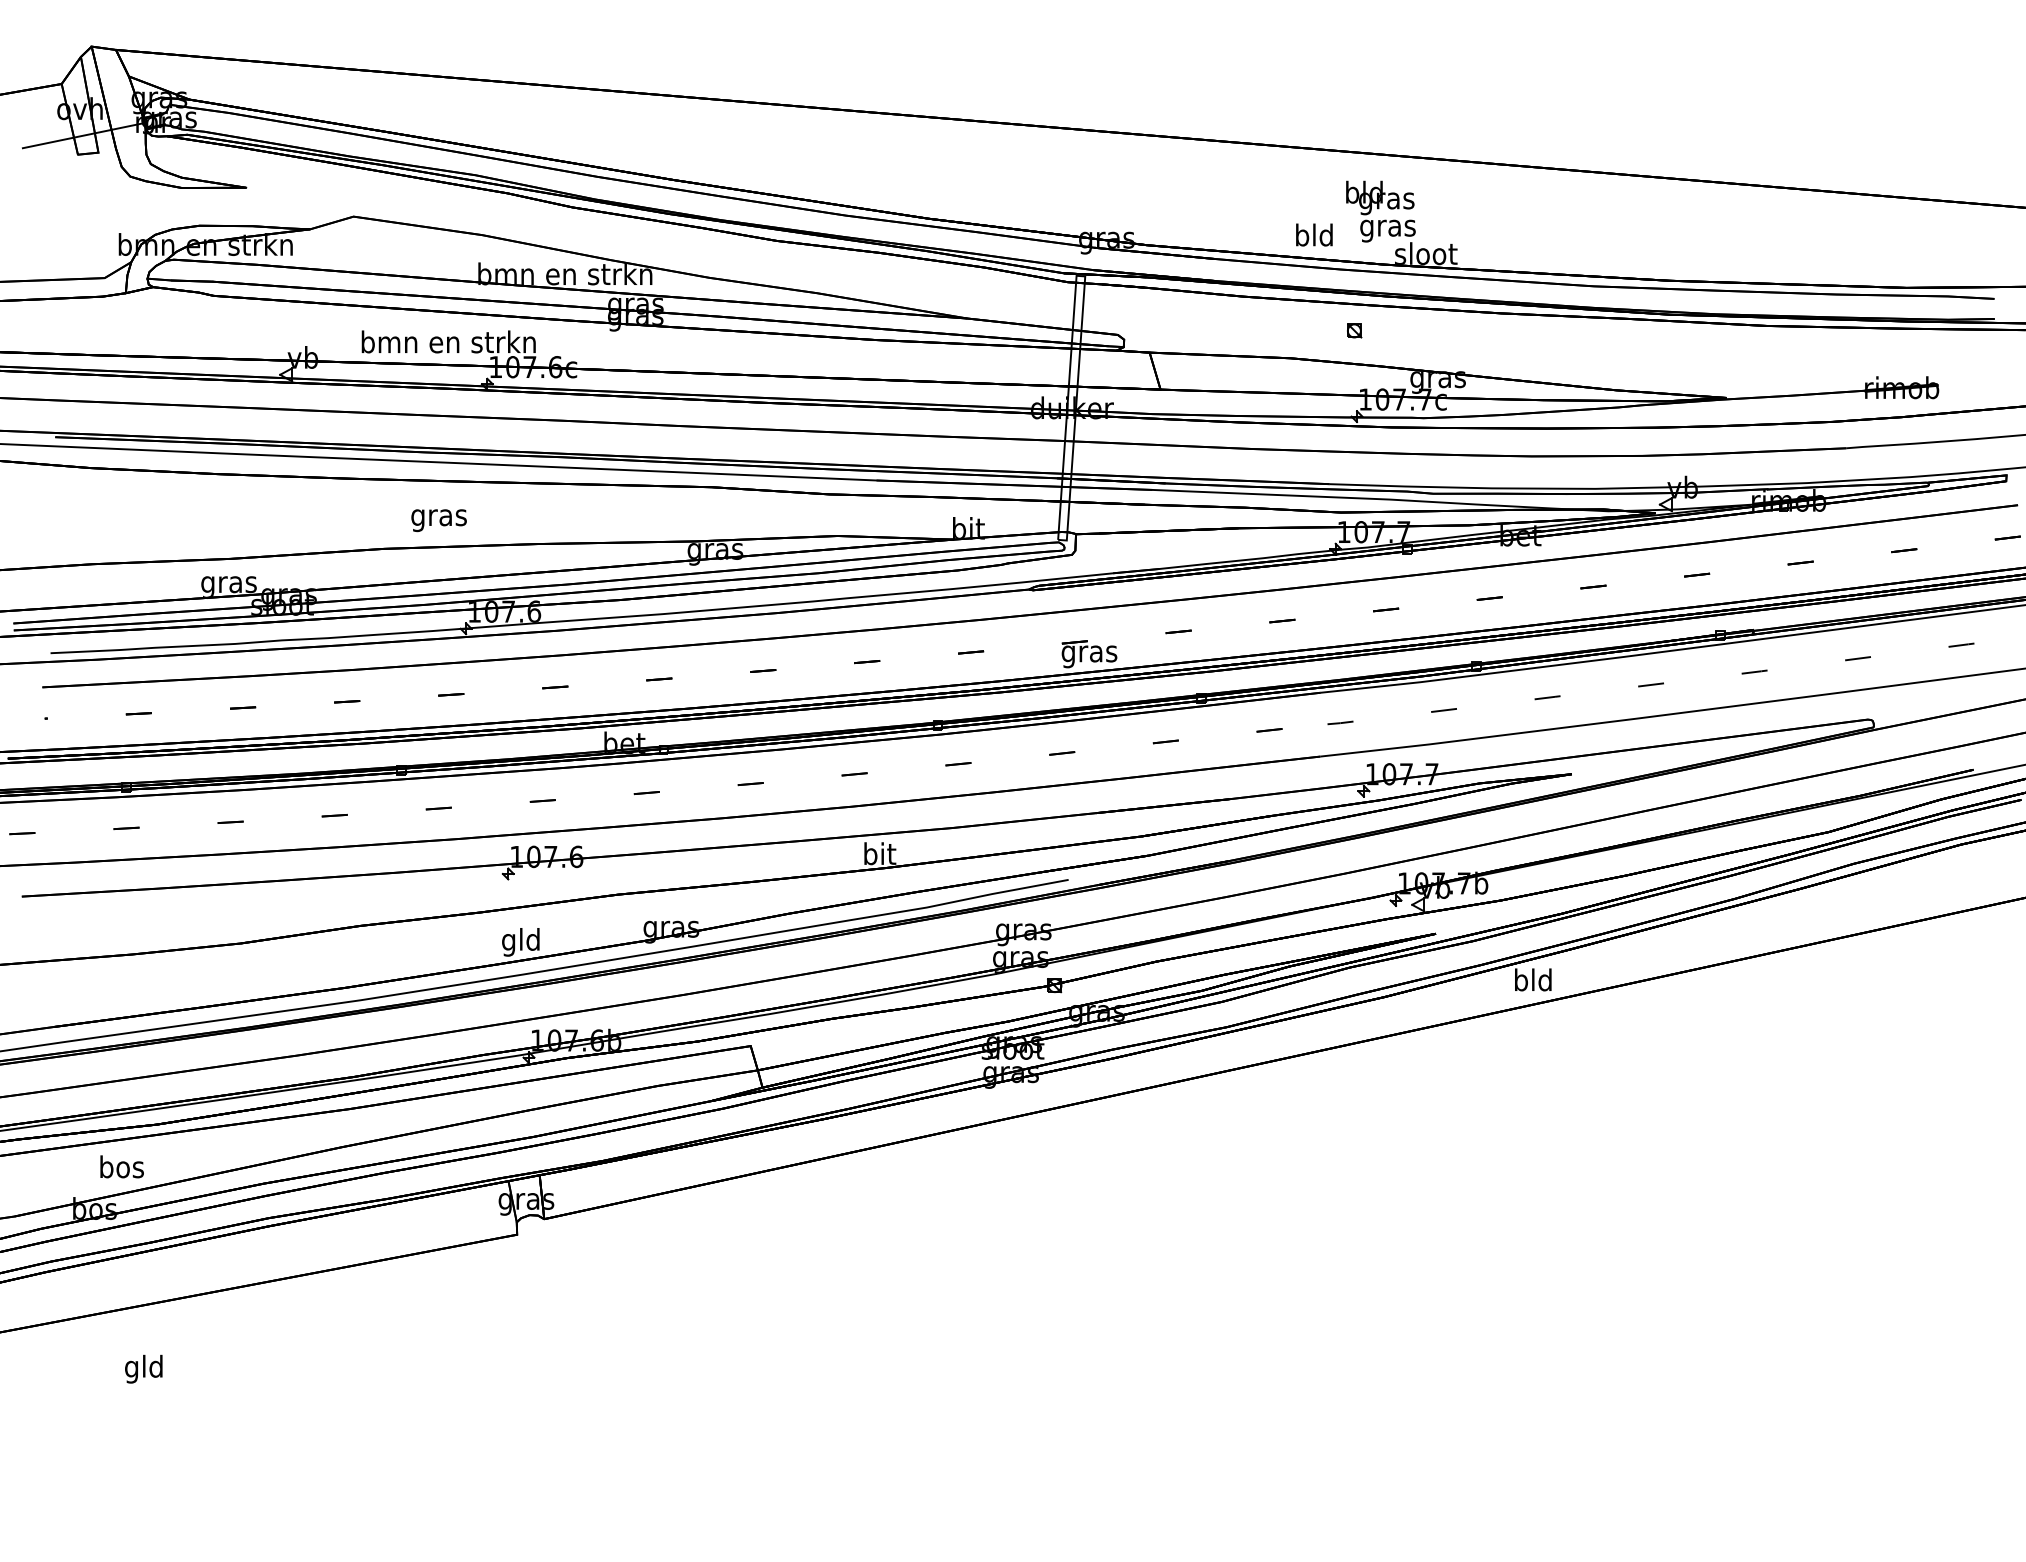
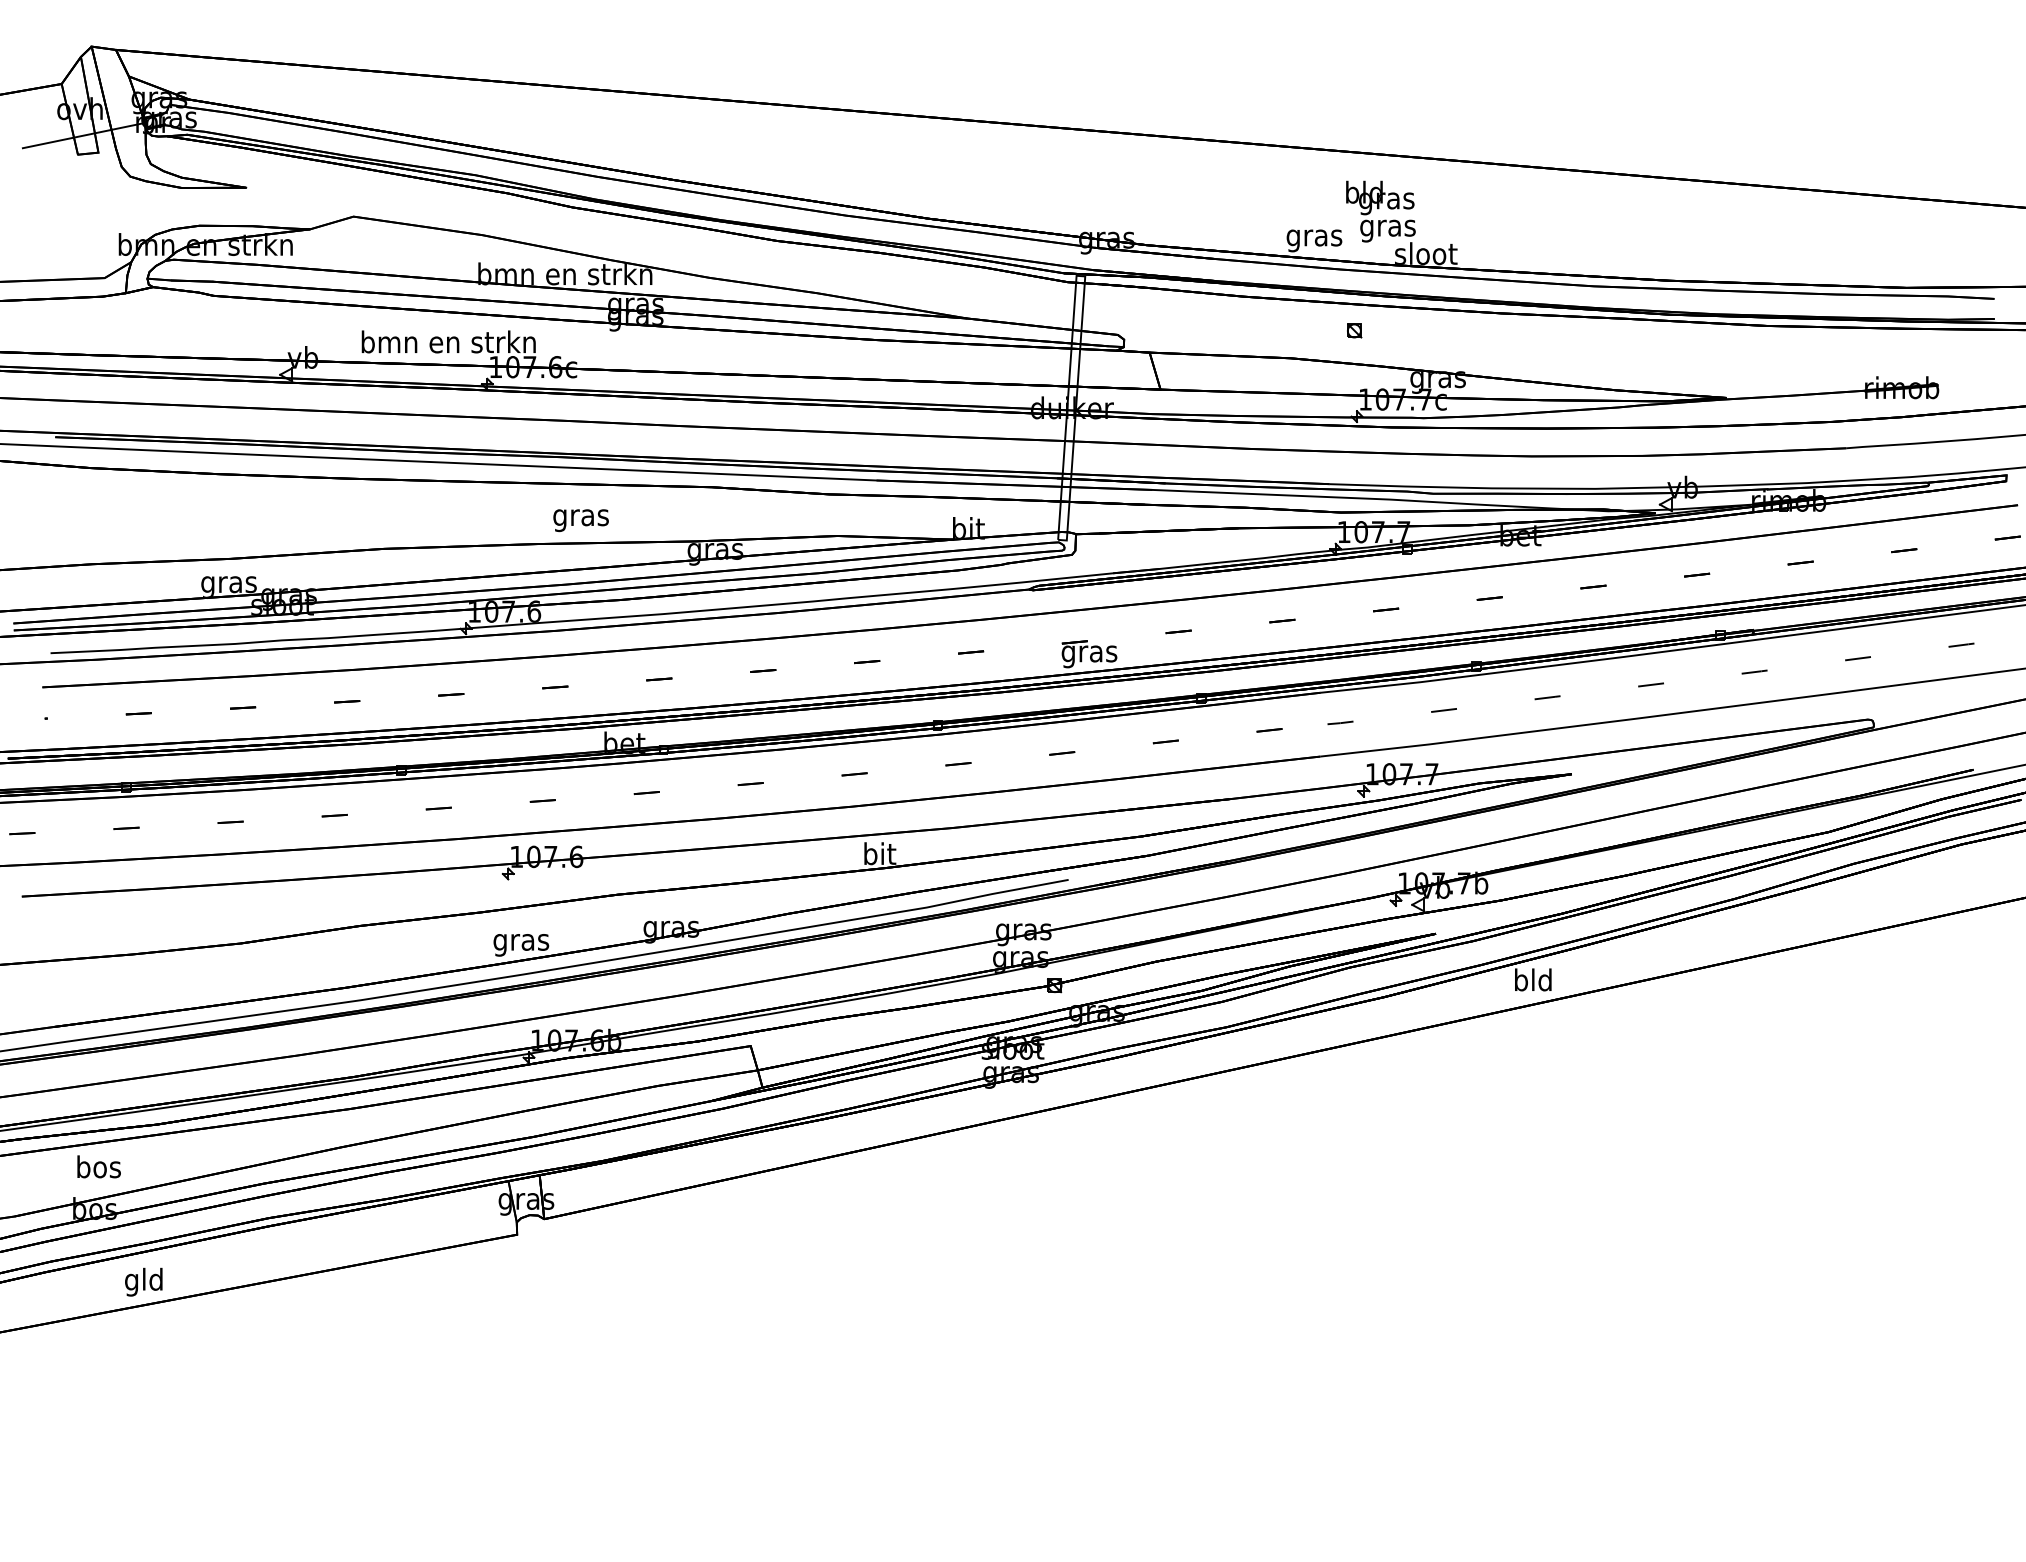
text: bld -> gras (1314, 237)
text position: (438, 520) -> (580, 520) (580, 520)
text: gld -> gras (521, 942)
text position: (121, 1166) -> (98, 1166) (98, 1166)
text position: (143, 1368) -> (143, 1281) (143, 1281)
